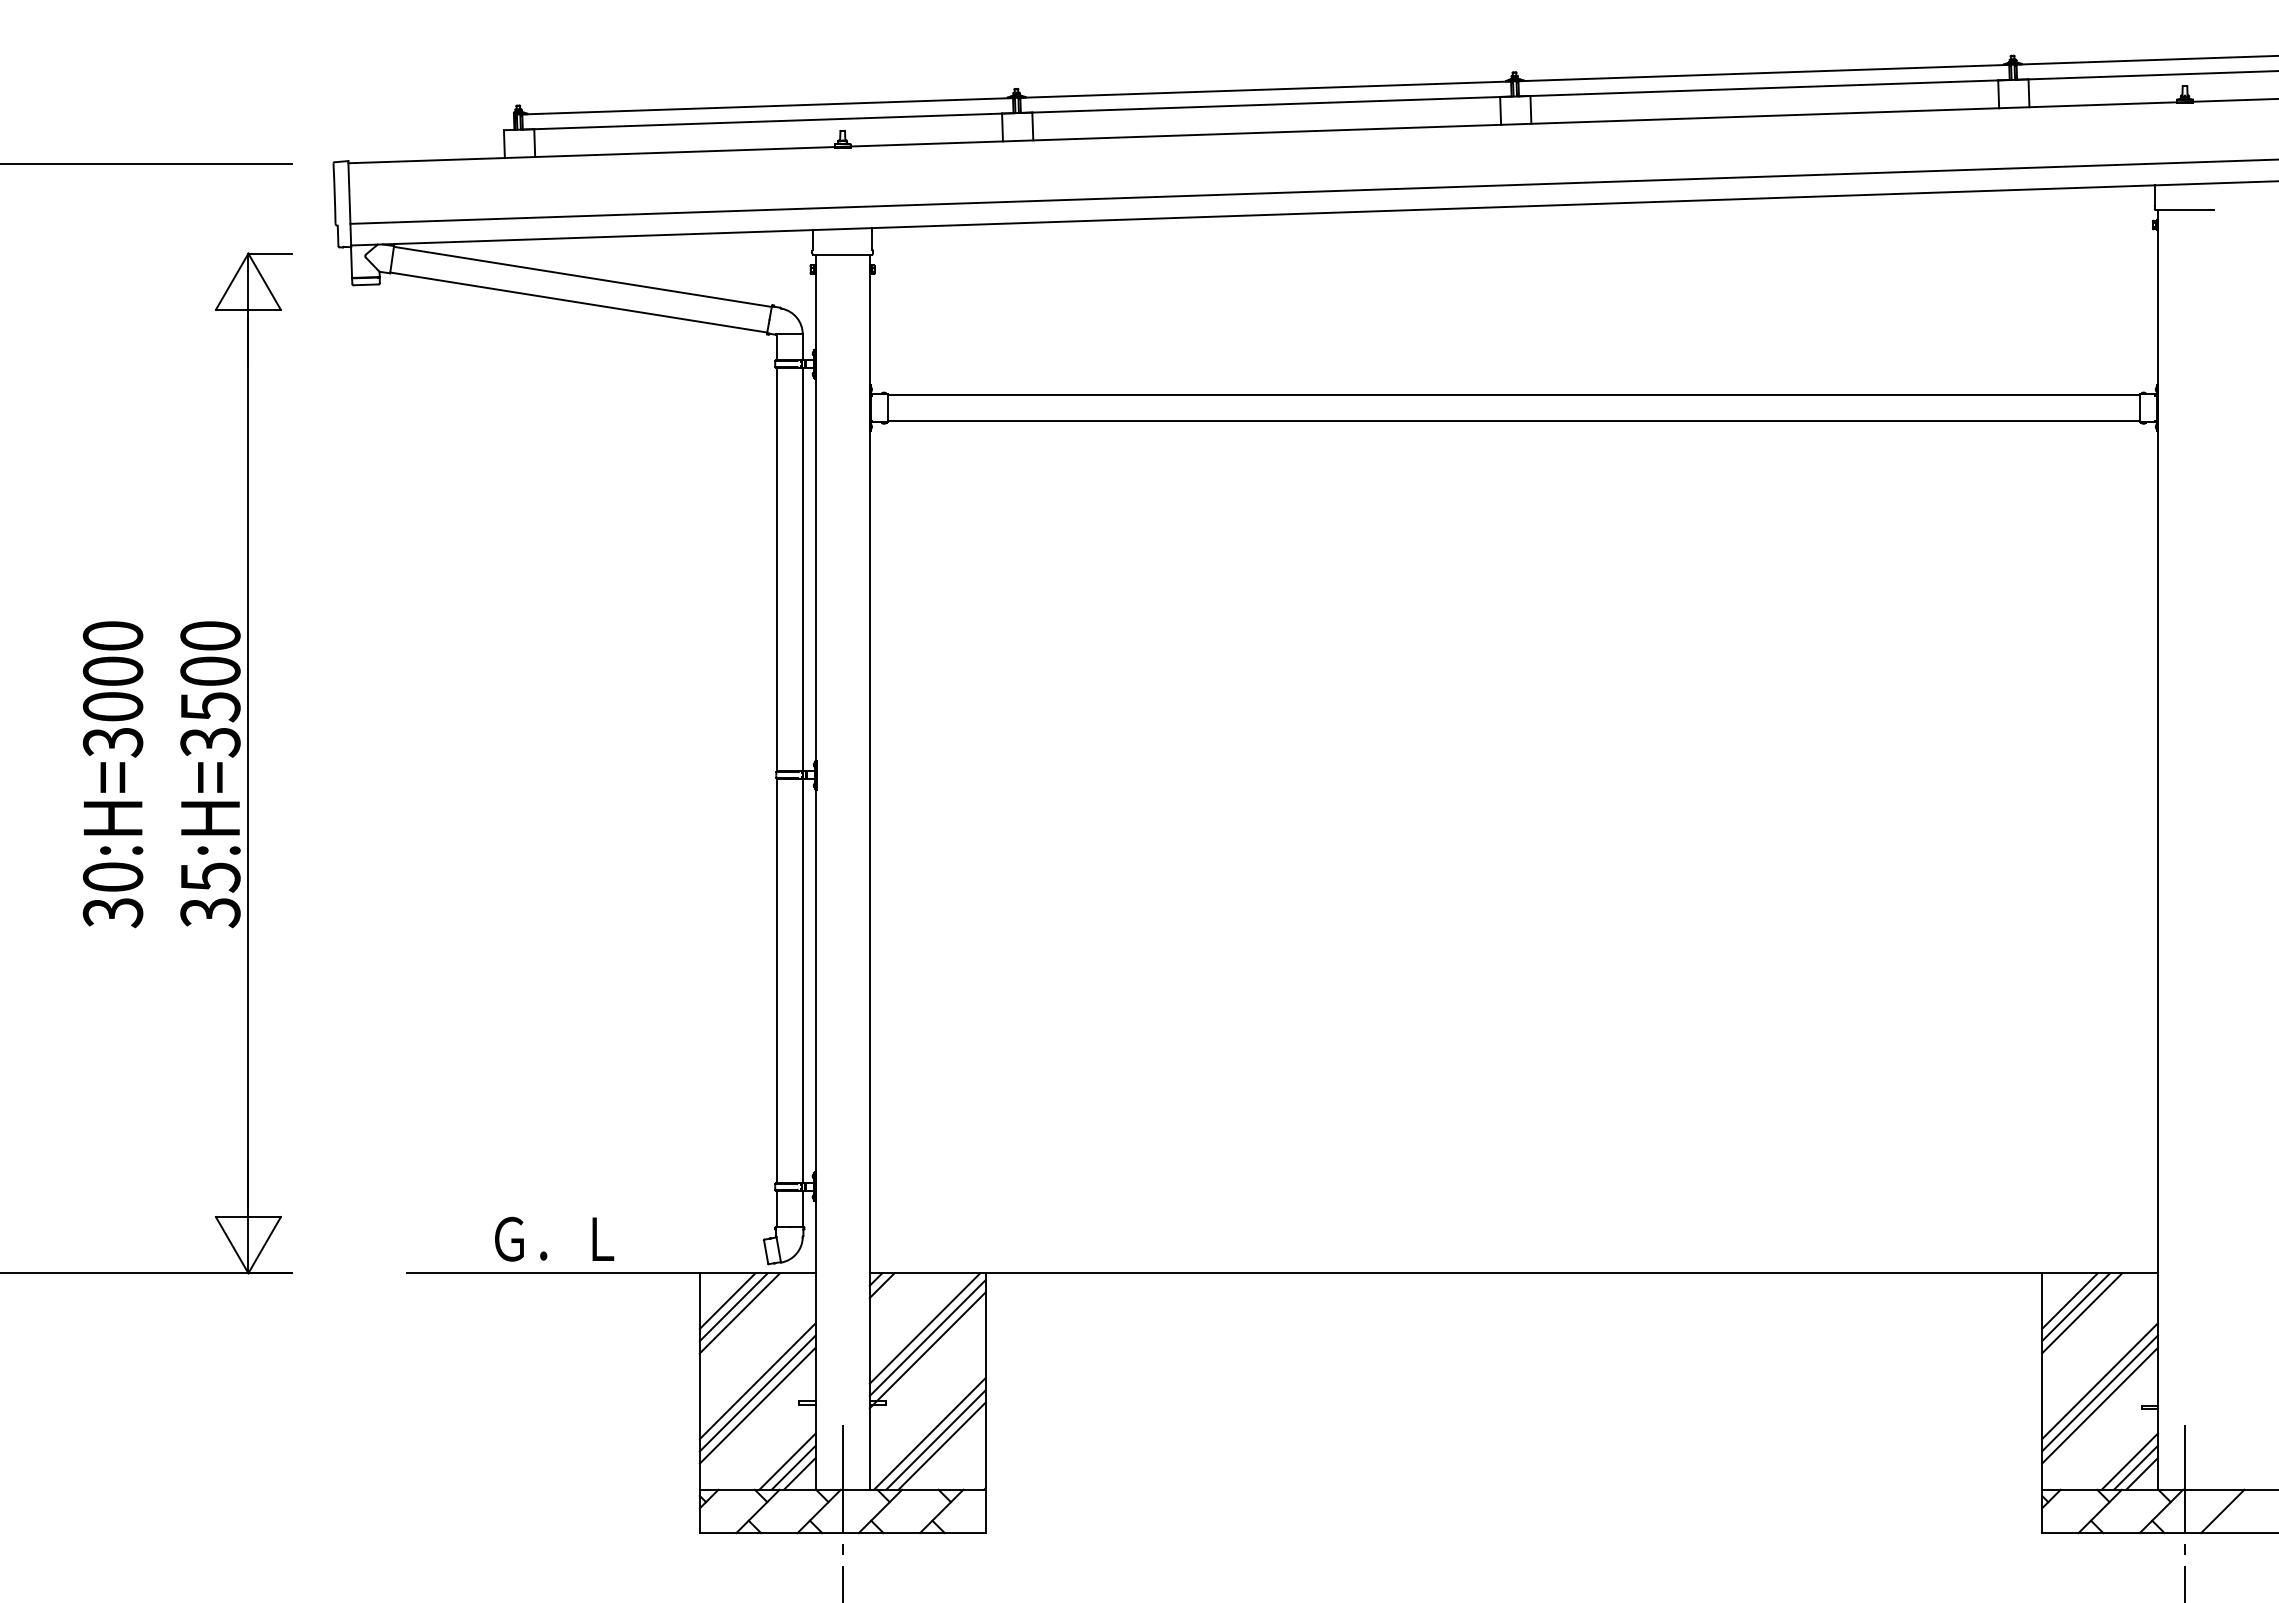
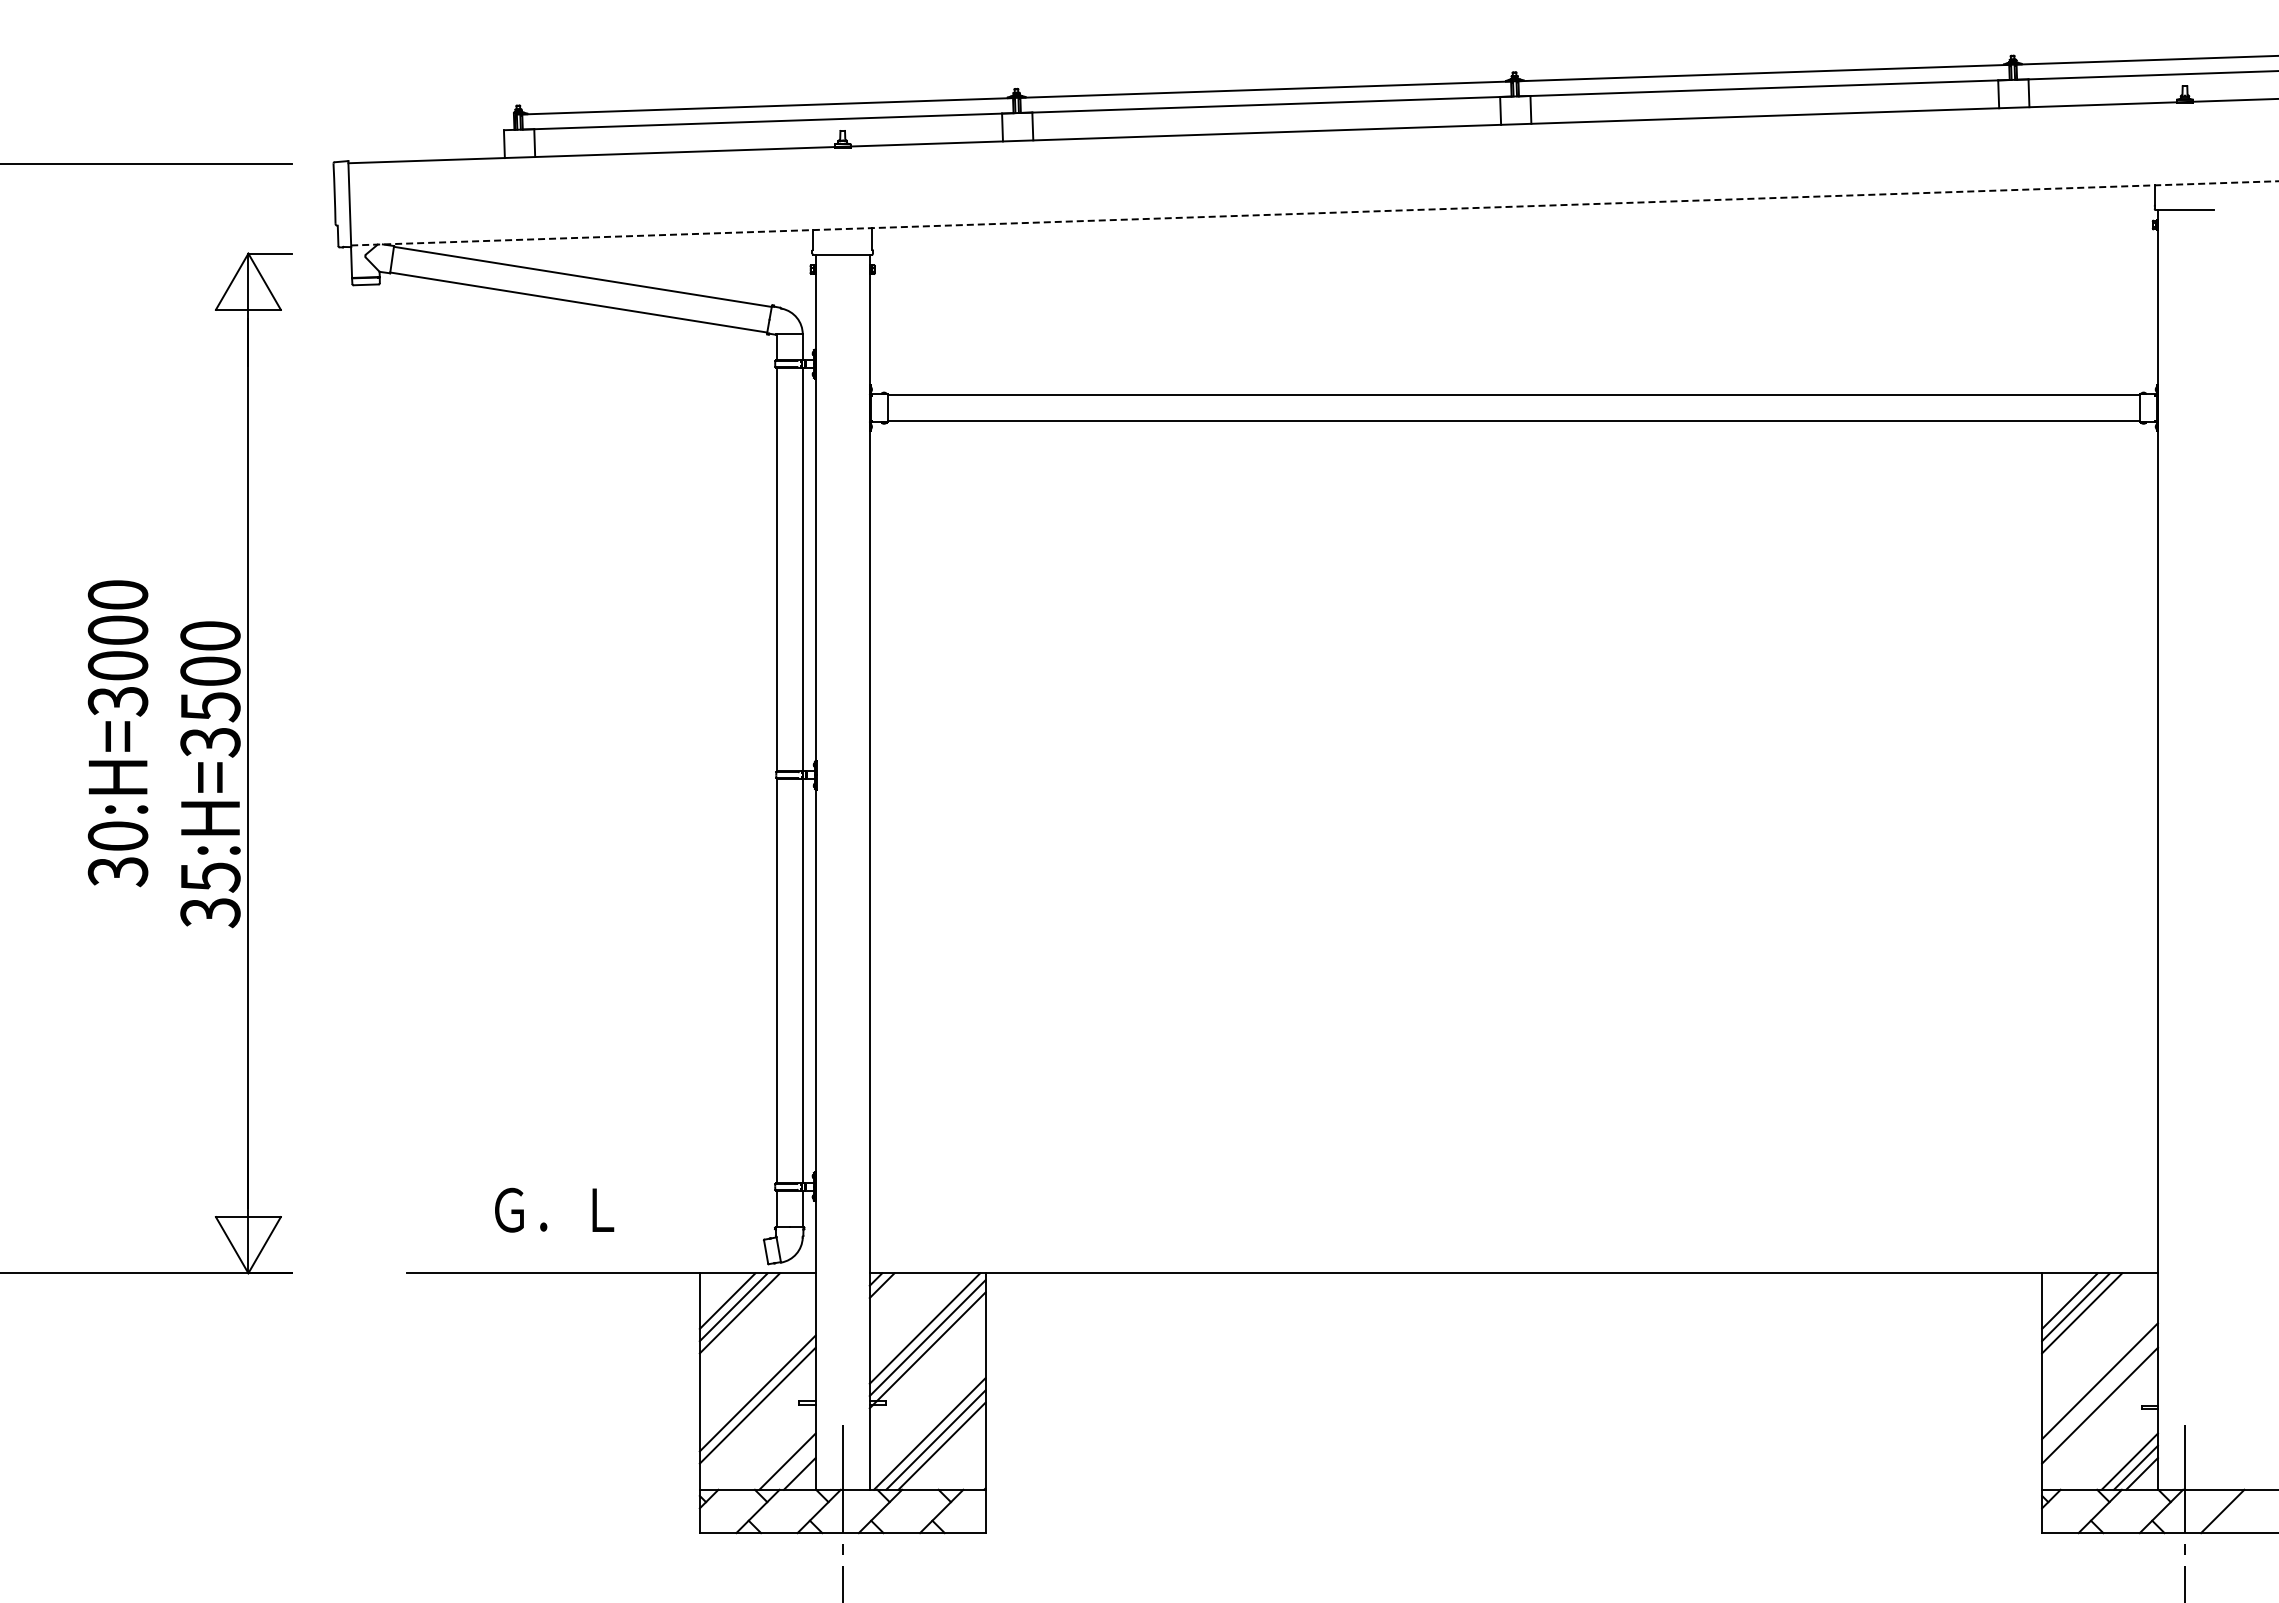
line: present -> none (1312, 191)
line: solid -> dashed (1315, 213)
text position: (112, 774) -> (117, 733) (117, 733)
text position: (554, 1238) -> (554, 1209) (554, 1209)
line: present -> none (757, 1381)
line: present -> none (2099, 1393)
line: present -> none (793, 1467)
